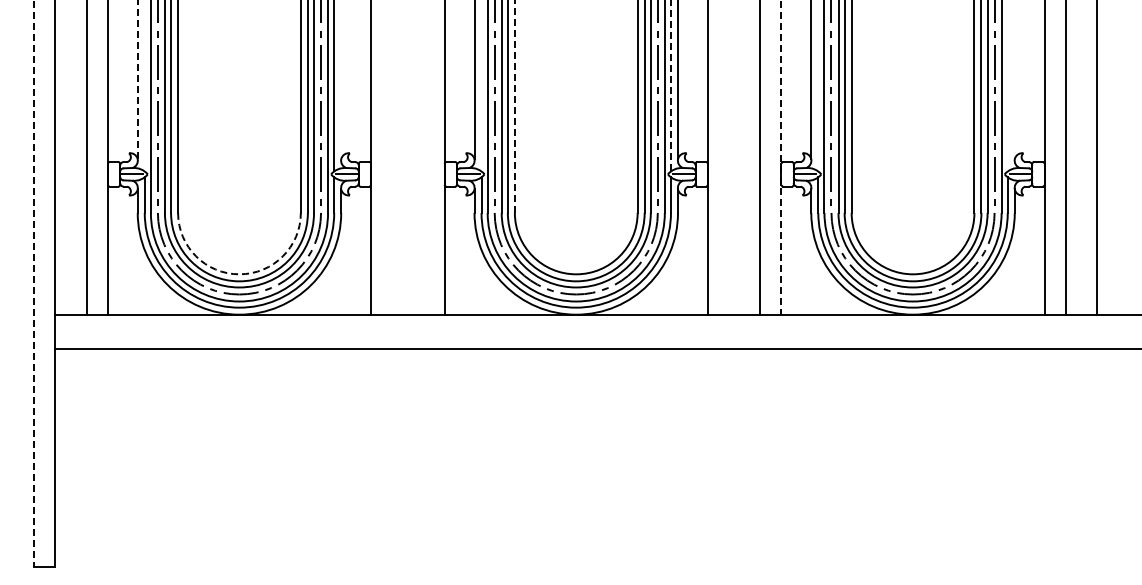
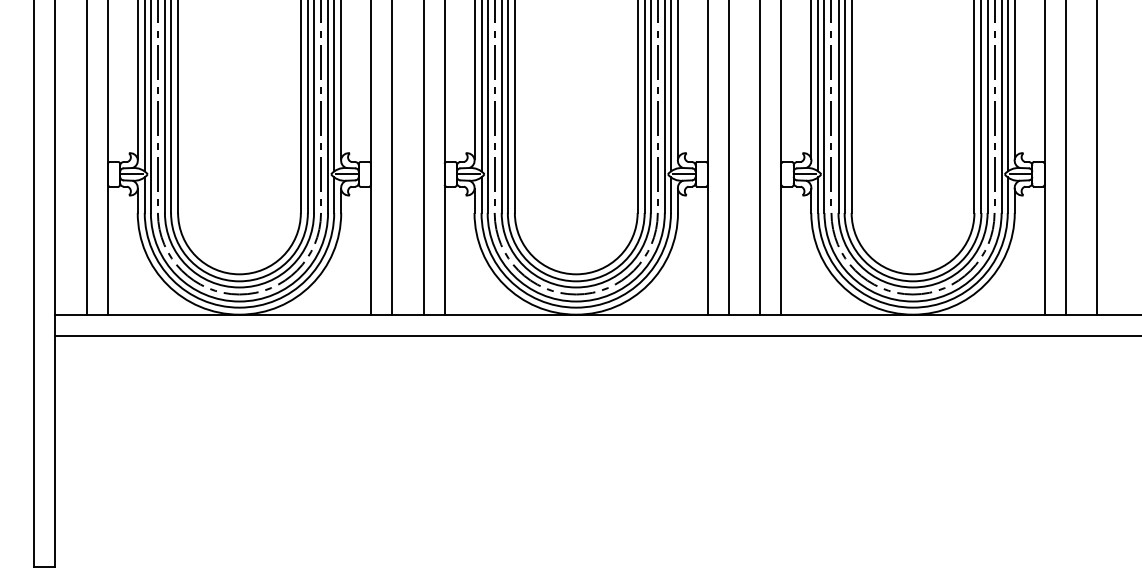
line: dashed -> solid (137, 79)
line: none -> present (341, 80)
line: none -> present (1014, 80)
line: dashed -> solid (670, 85)
line: none -> present (144, 86)
line: none -> present (481, 86)
line: none -> present (818, 86)
line: none -> present (1007, 86)
line: dashed -> solid (514, 106)
line: dashed -> solid (781, 157)
line: none -> present (392, 158)
line: none -> present (423, 158)
line: none -> present (728, 158)
arc: dashed -> solid (239, 274)
line: dashed -> solid (34, 284)
line position: (596, 348) -> (596, 335) (596, 335)
